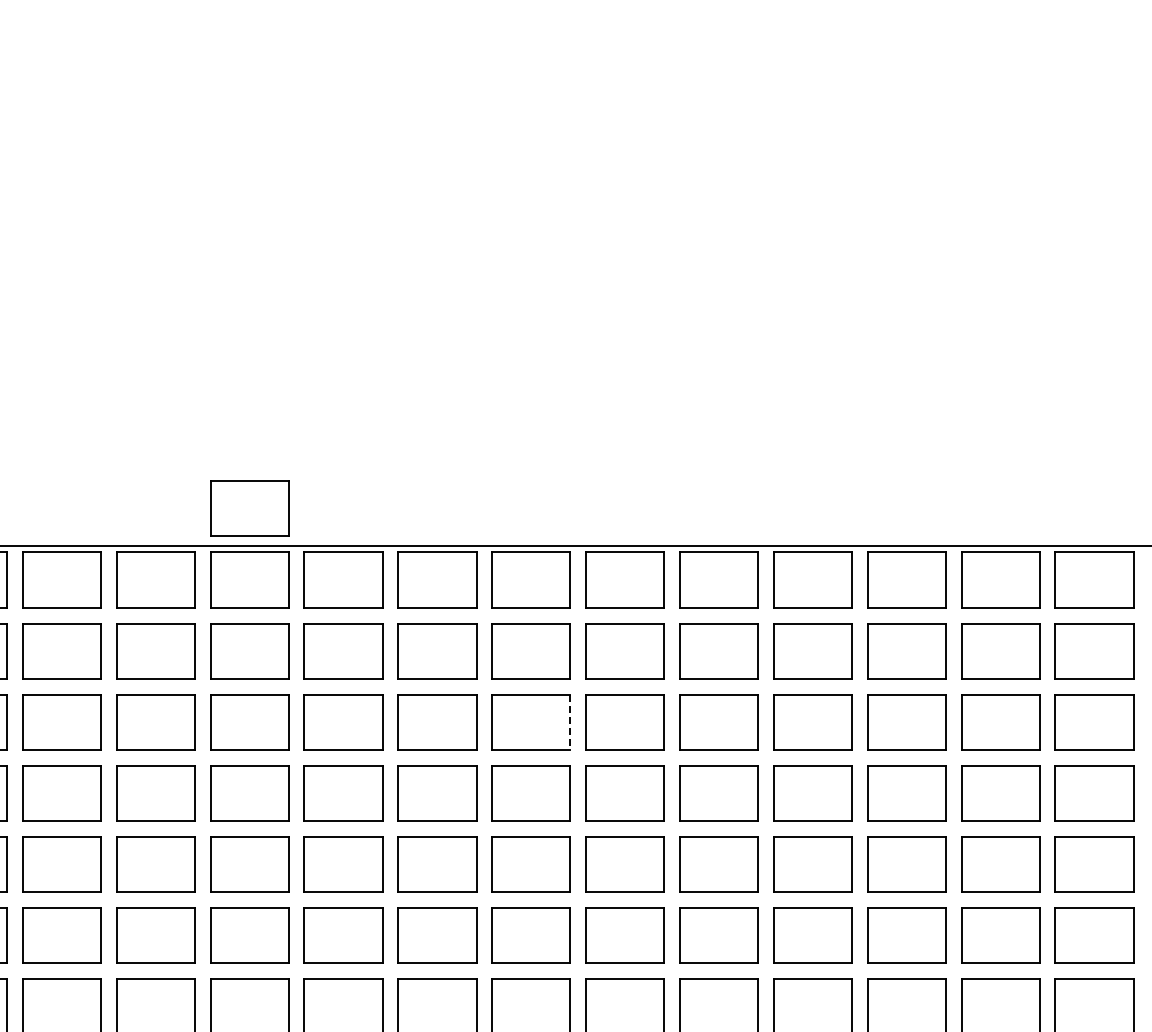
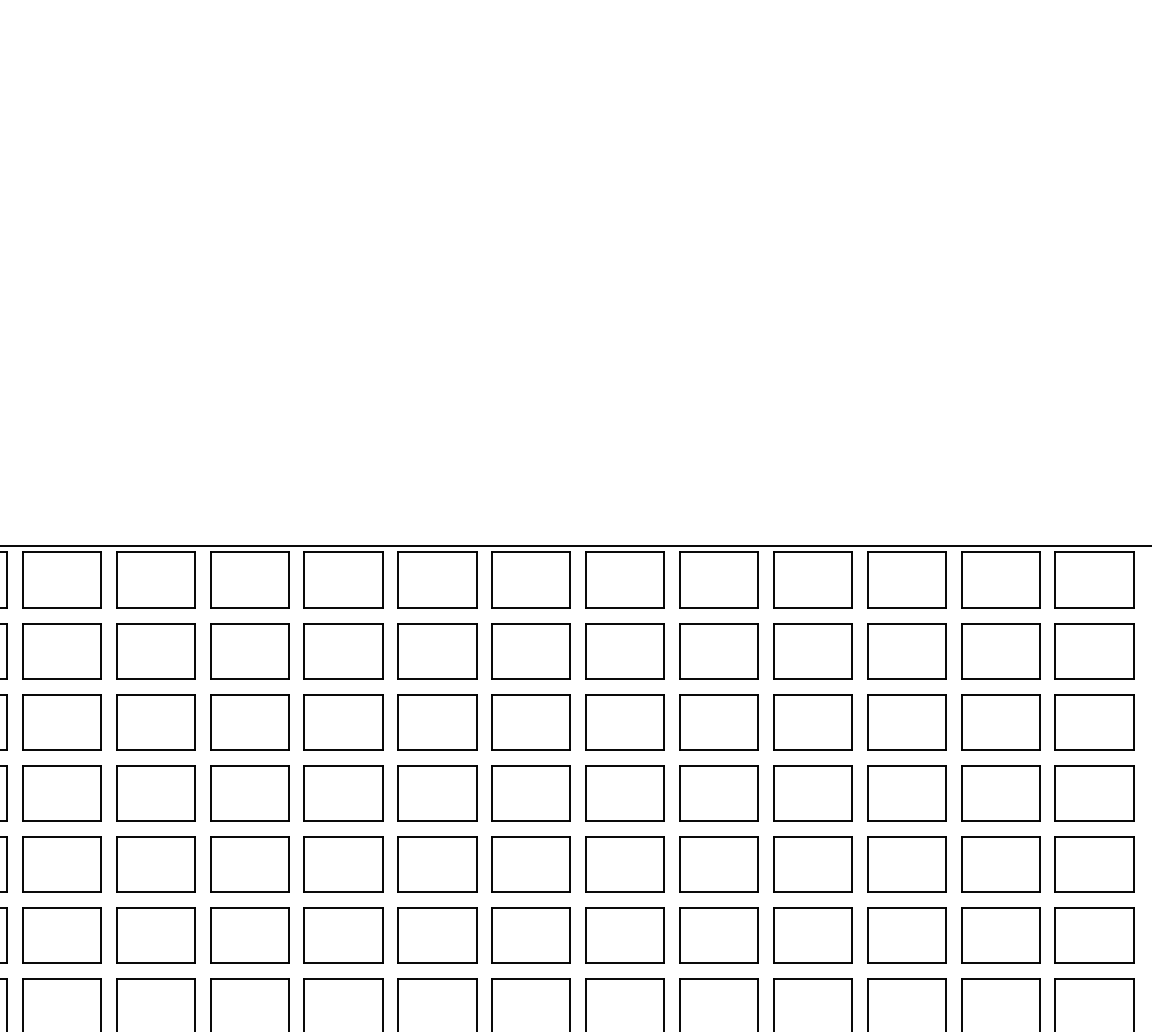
part: present -> none (249, 508)
line: dashed -> solid (570, 722)
